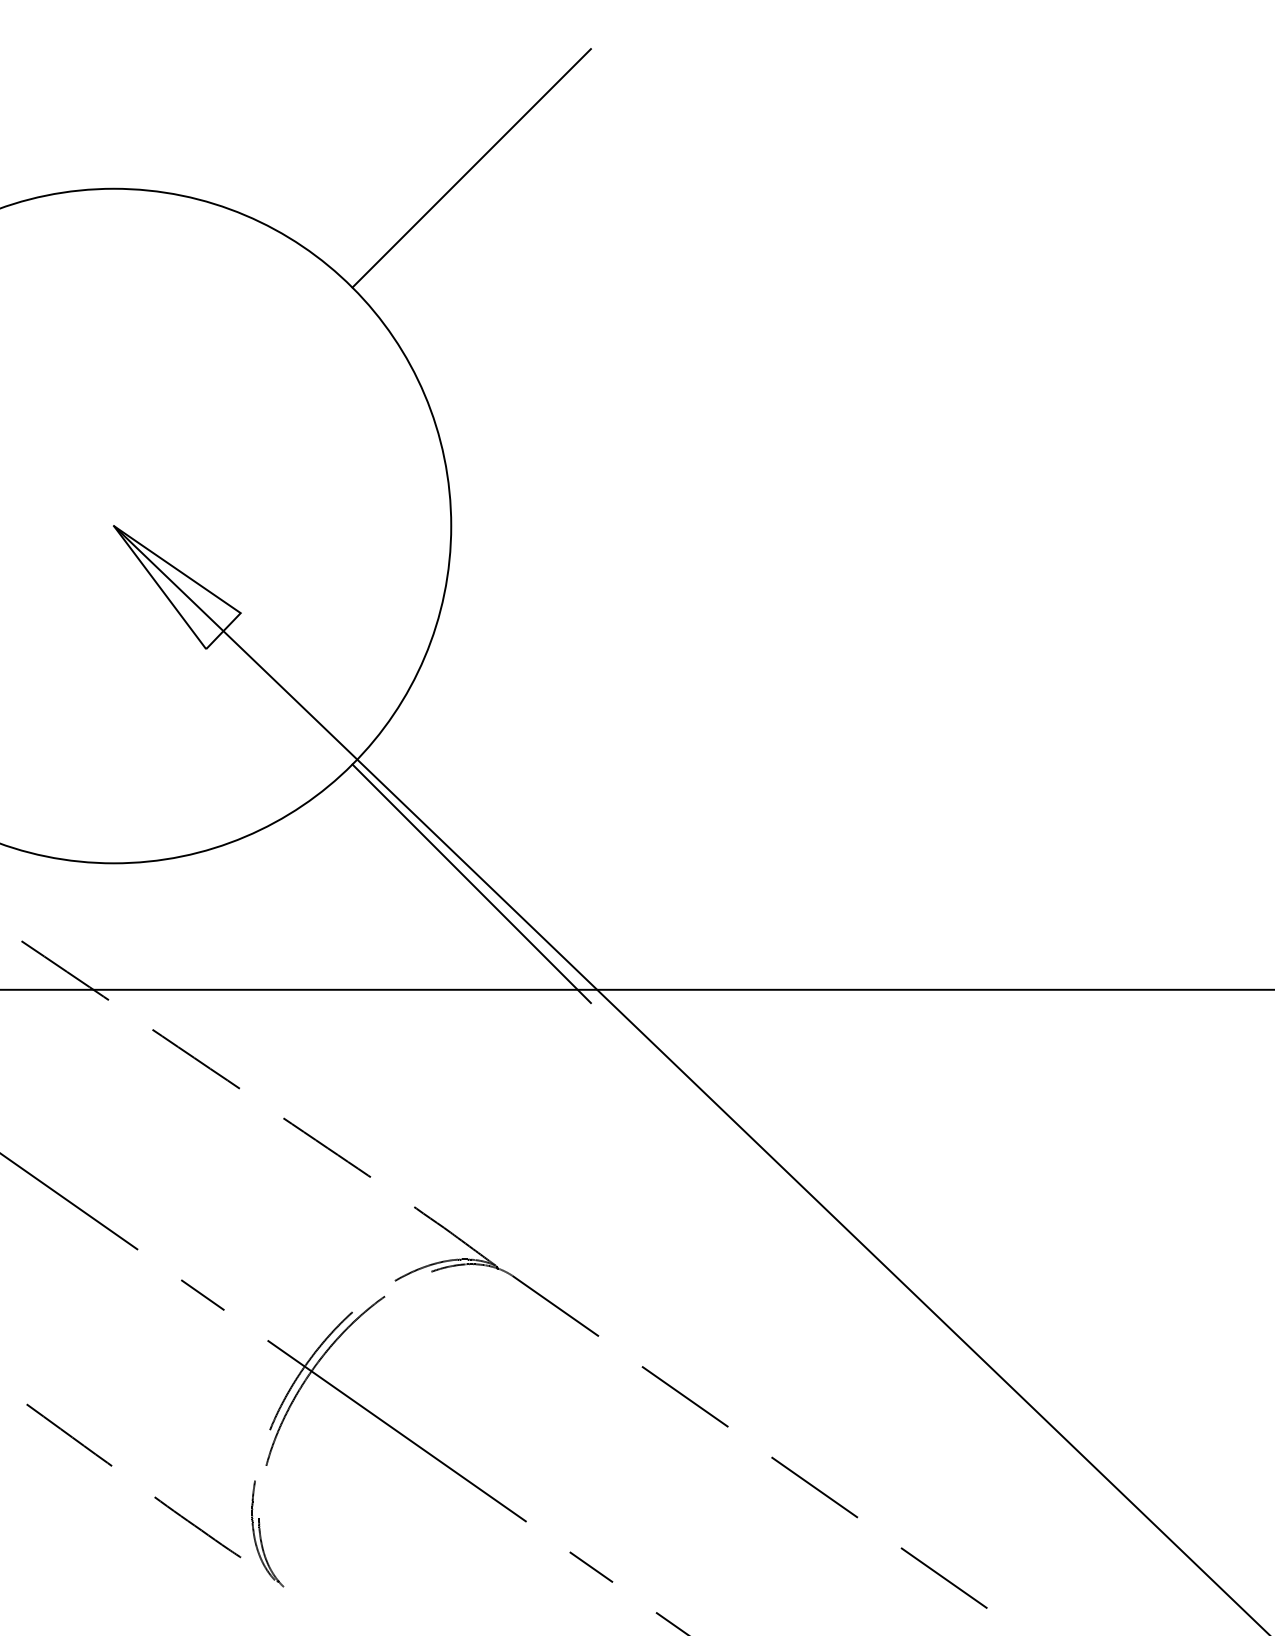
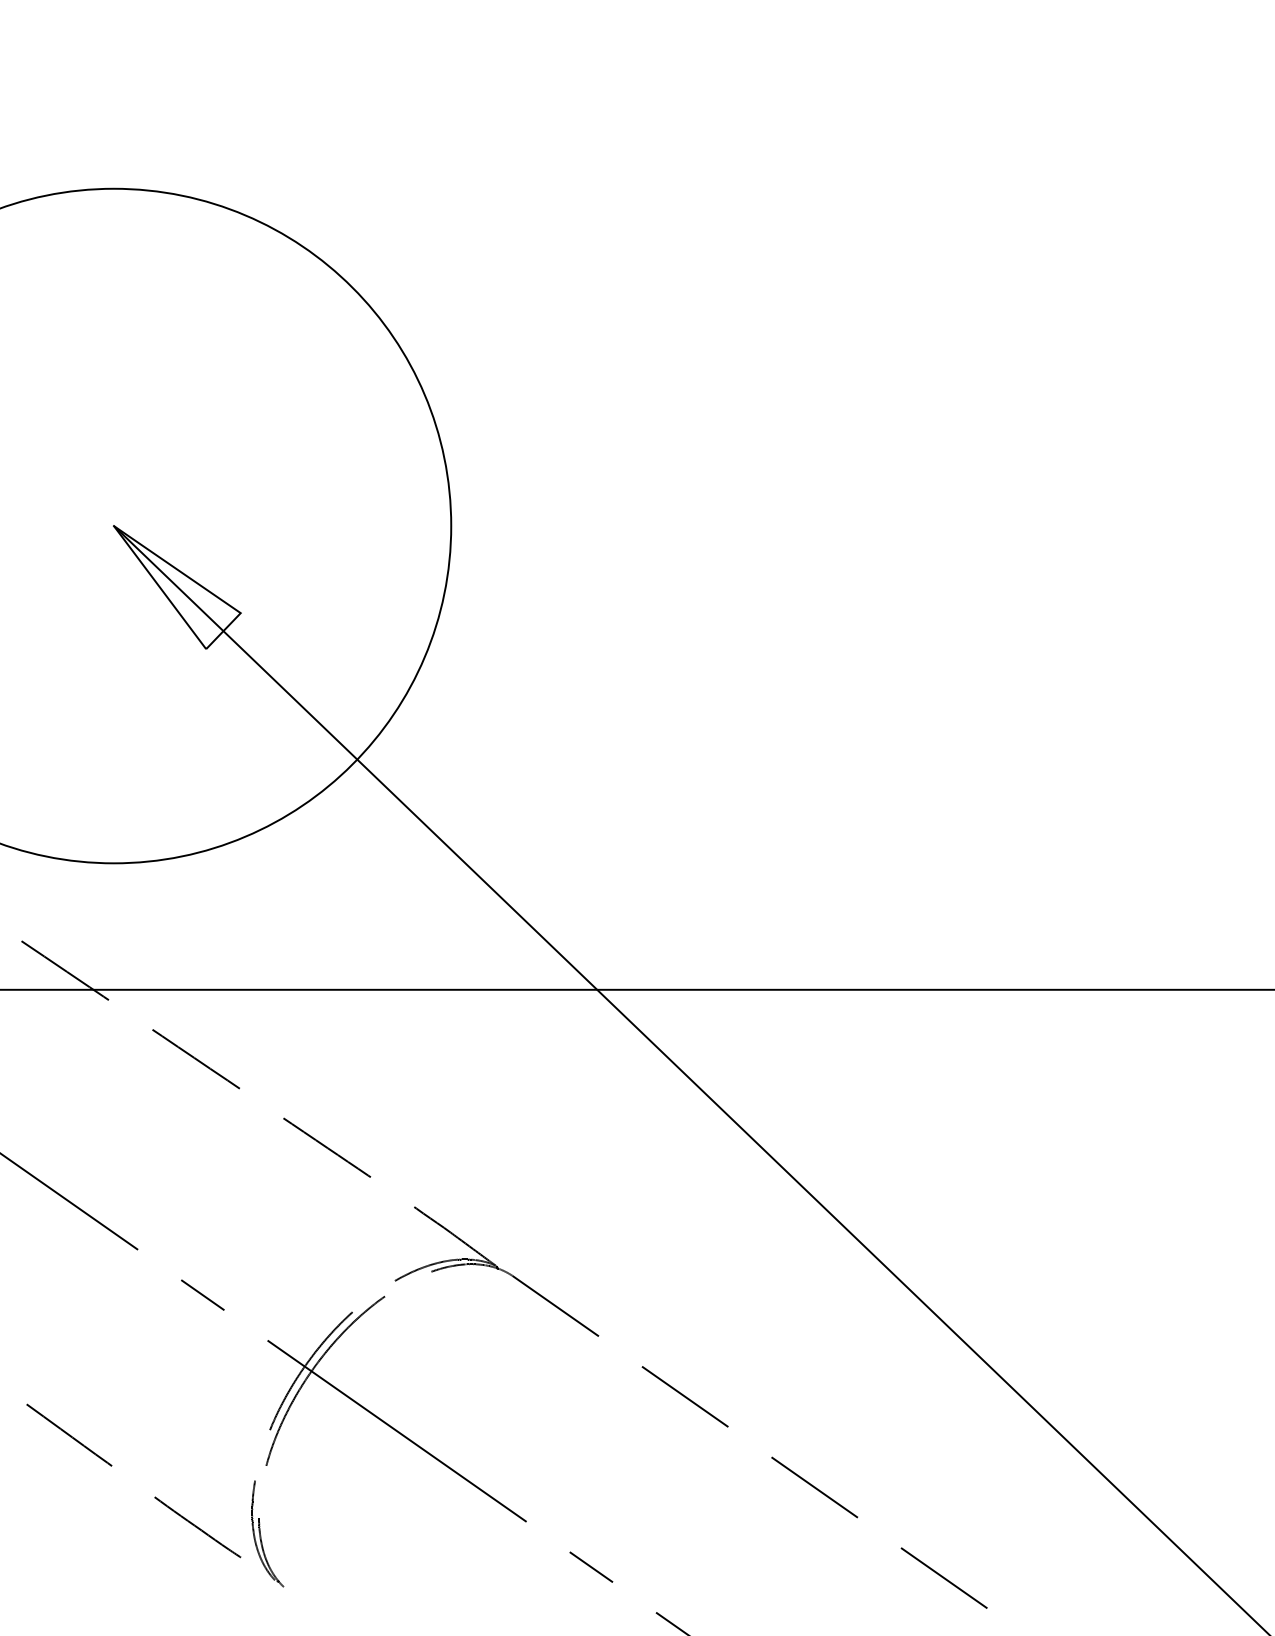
line: present -> none (471, 168)
line: present -> none (471, 883)
